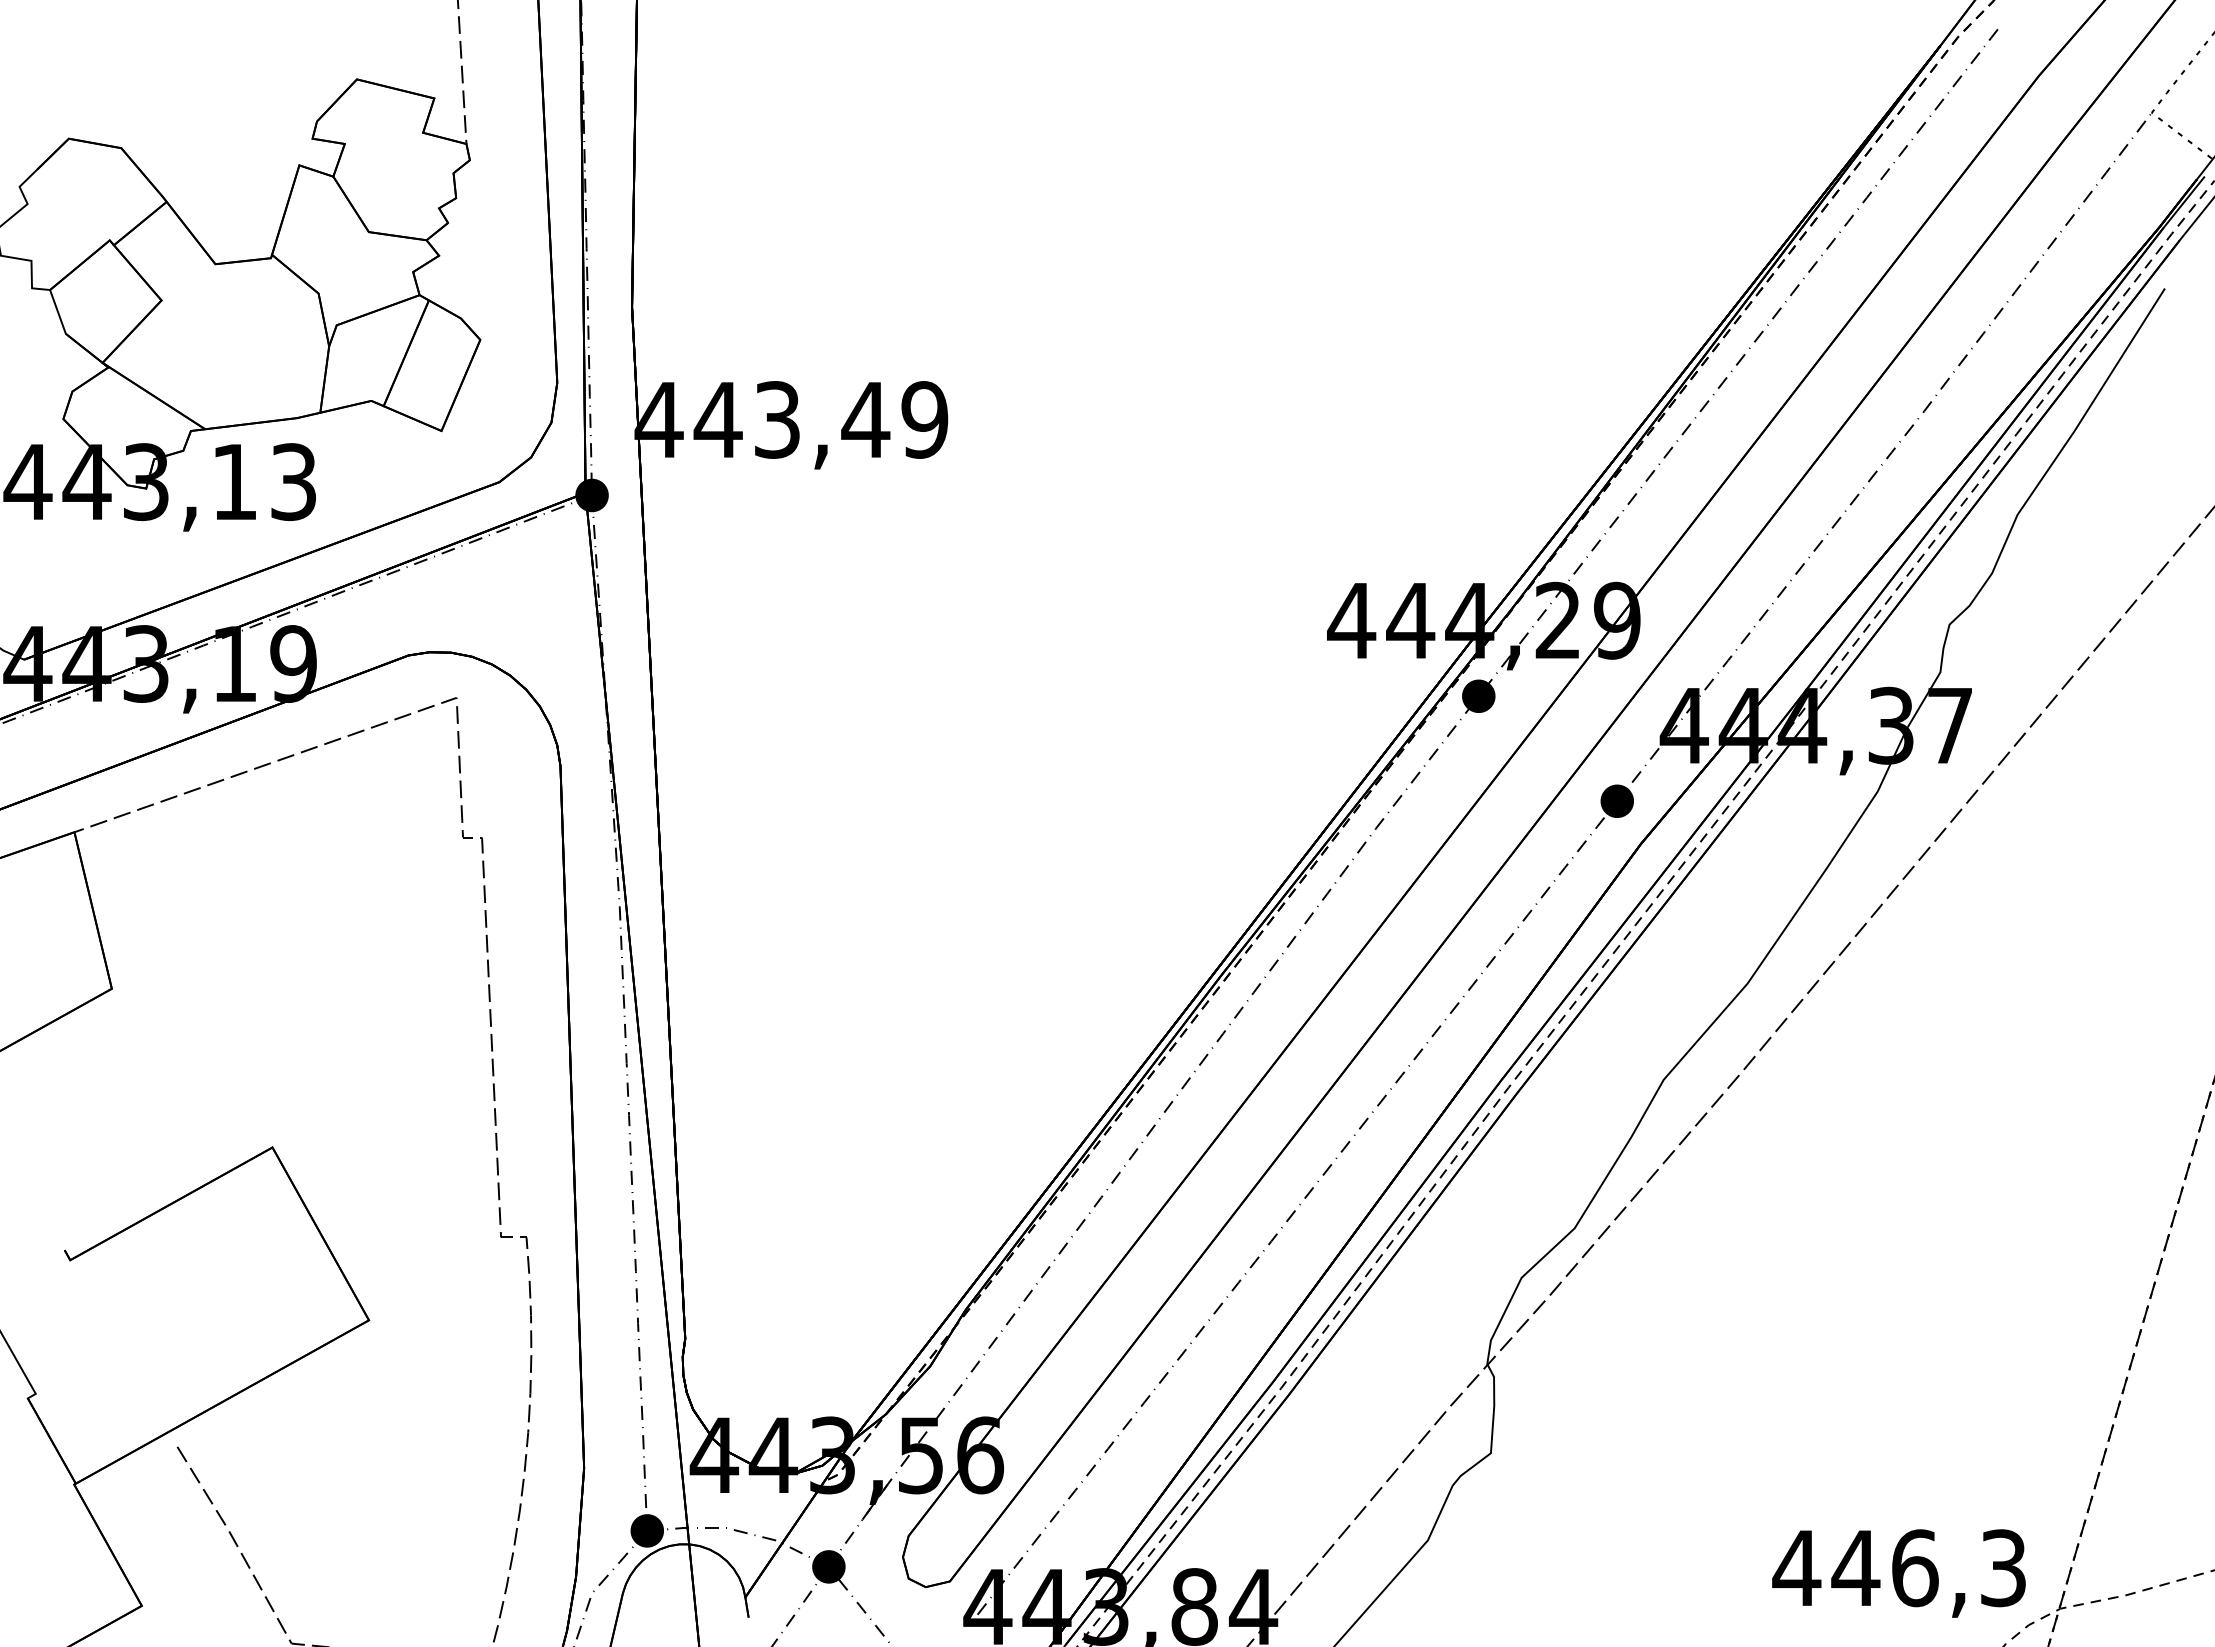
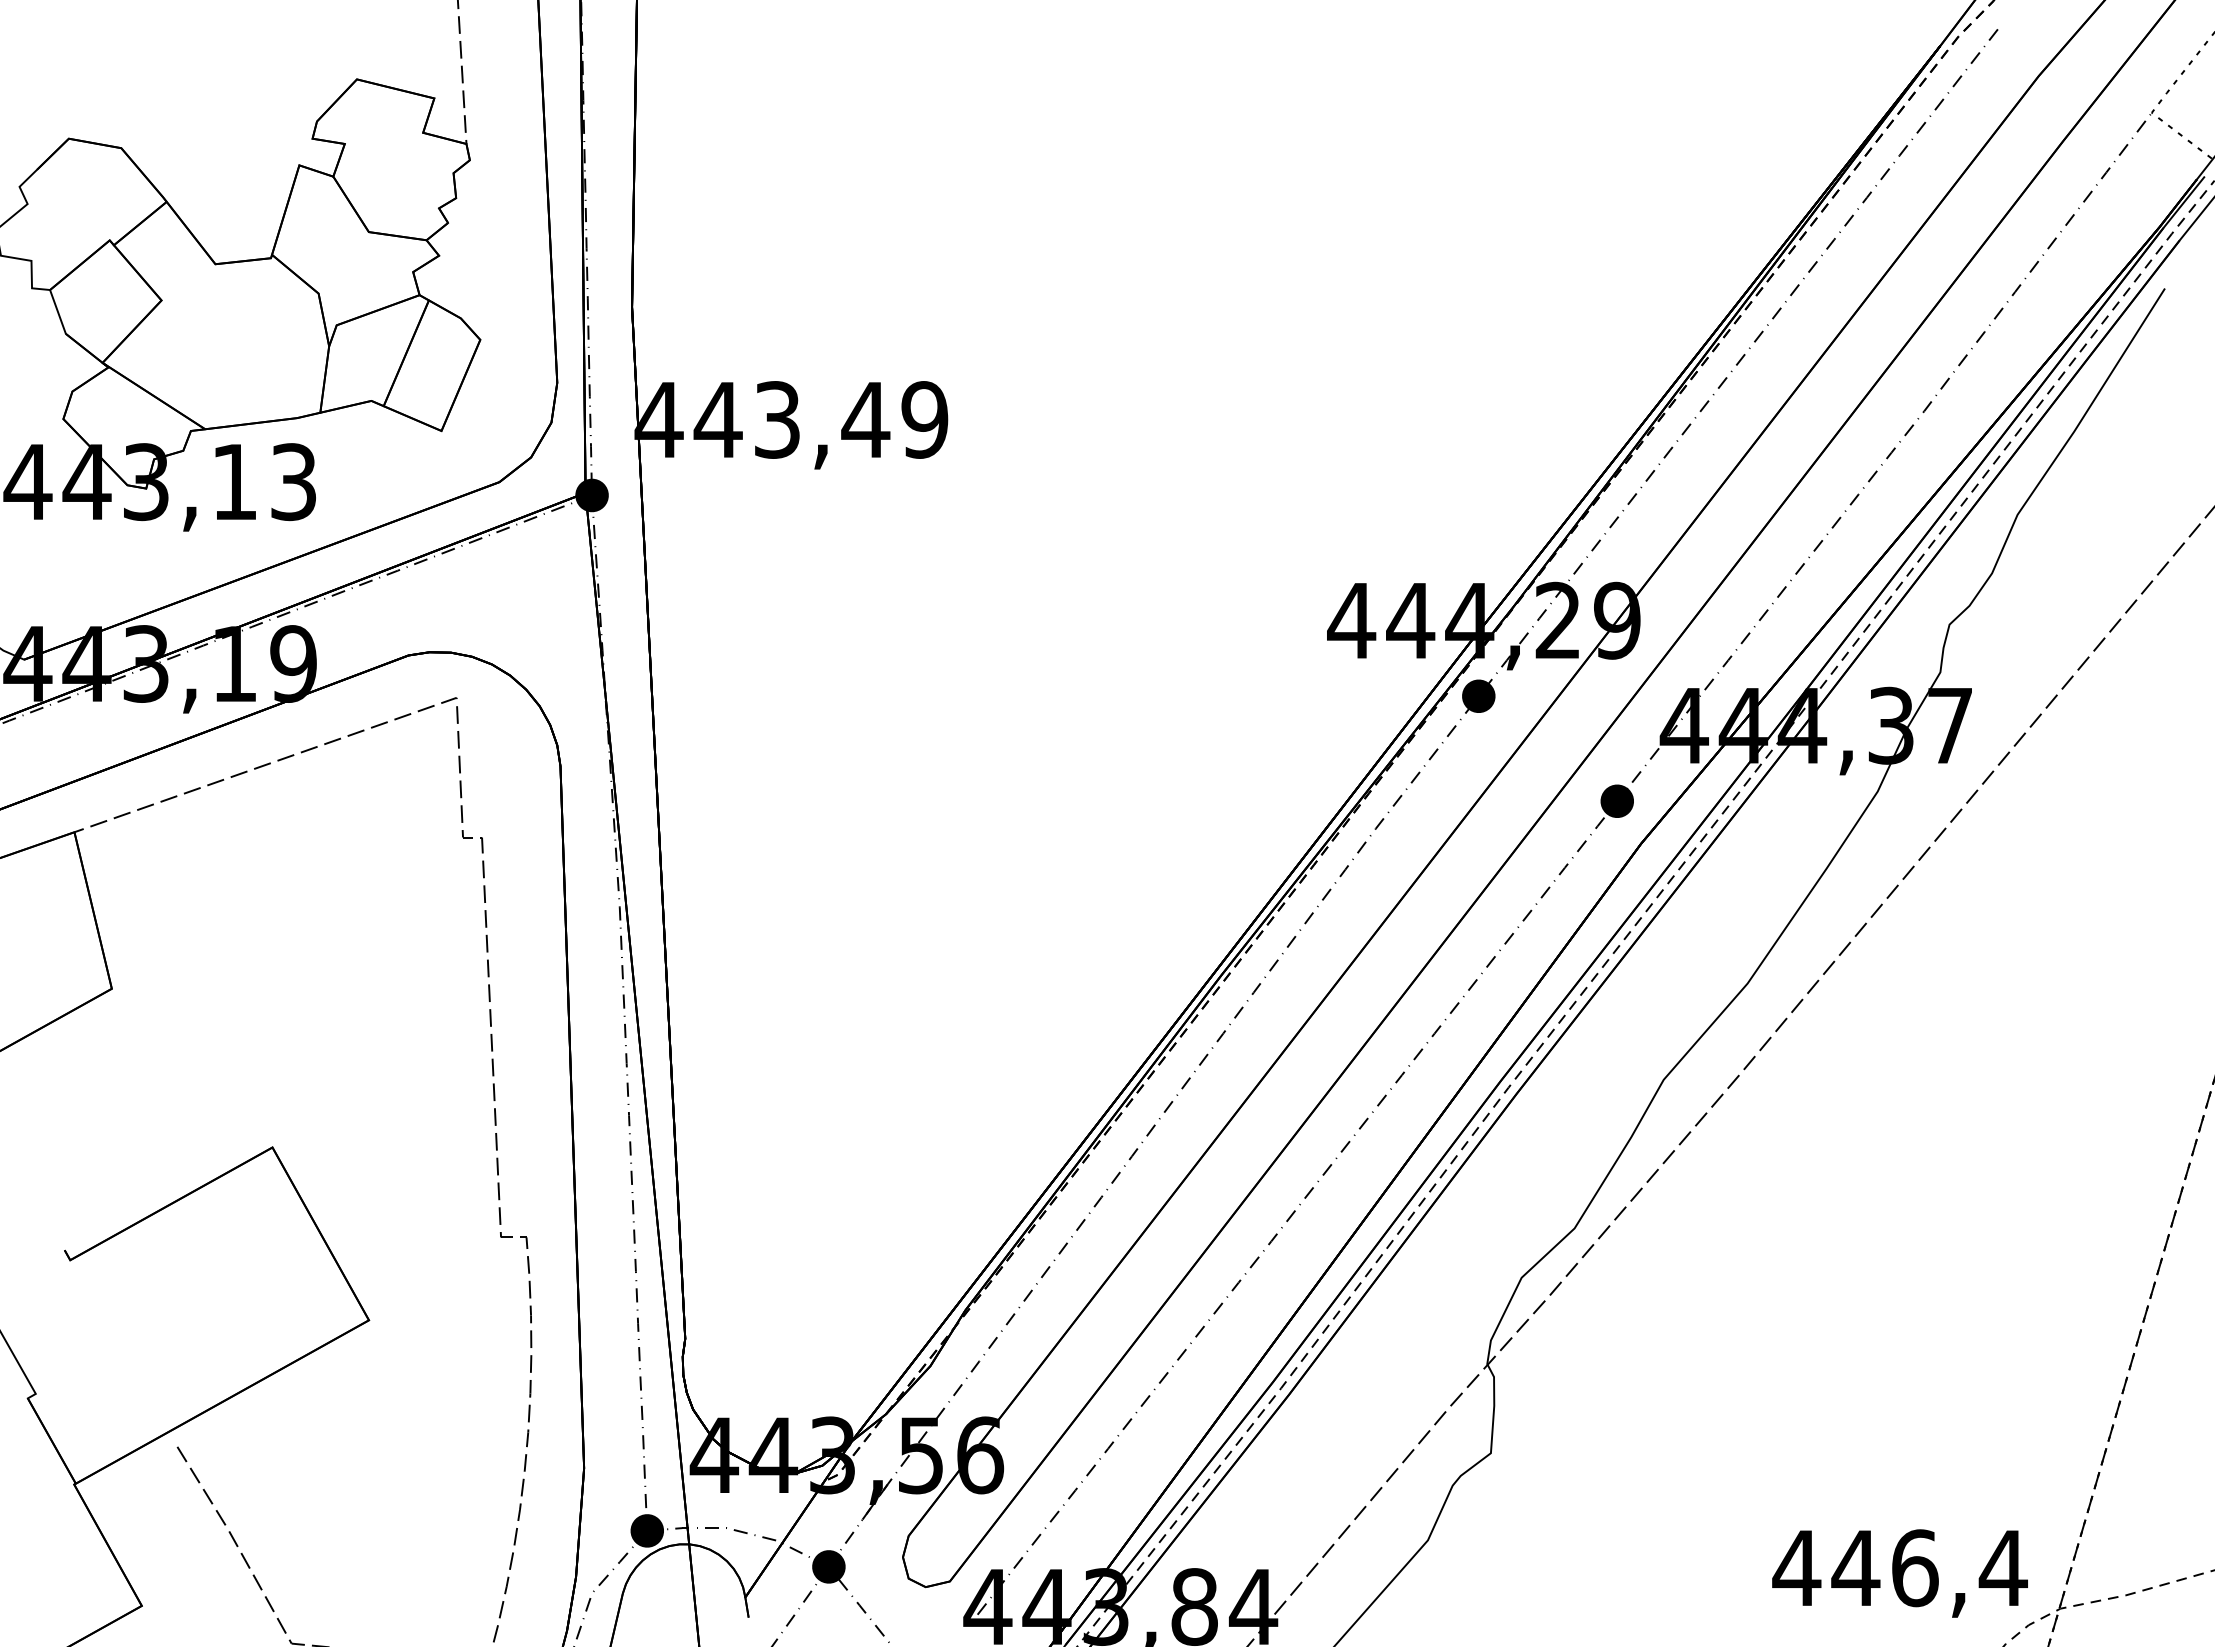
text: 446,3 -> 446,4 (2002, 1568)
